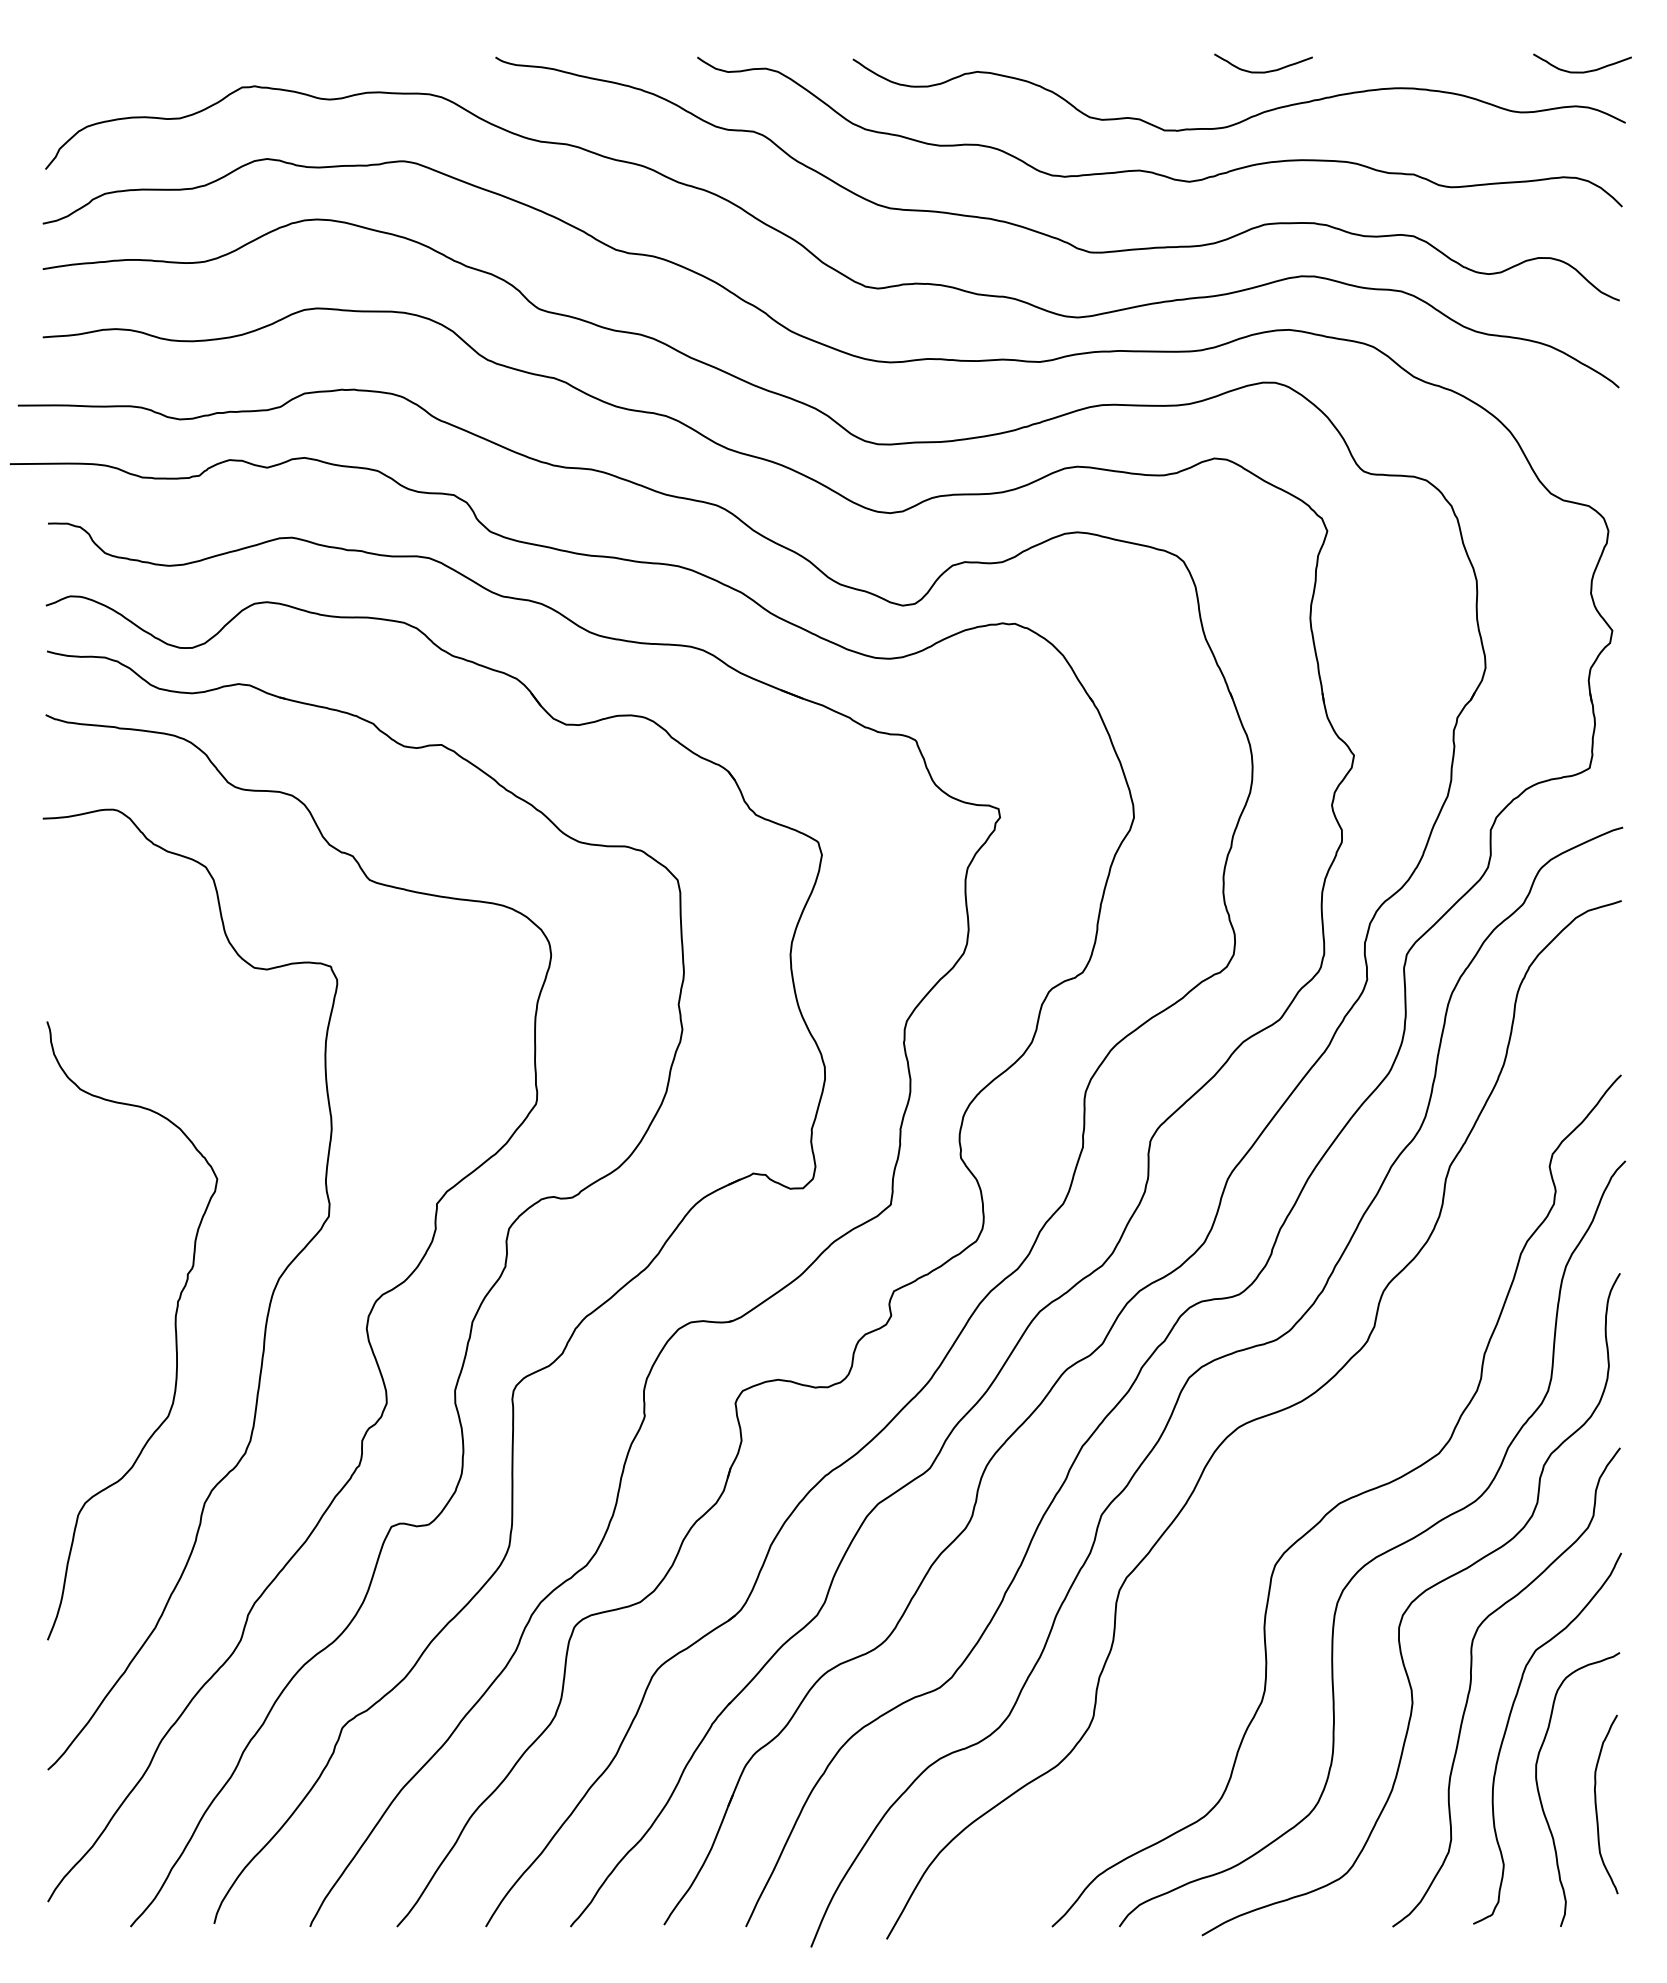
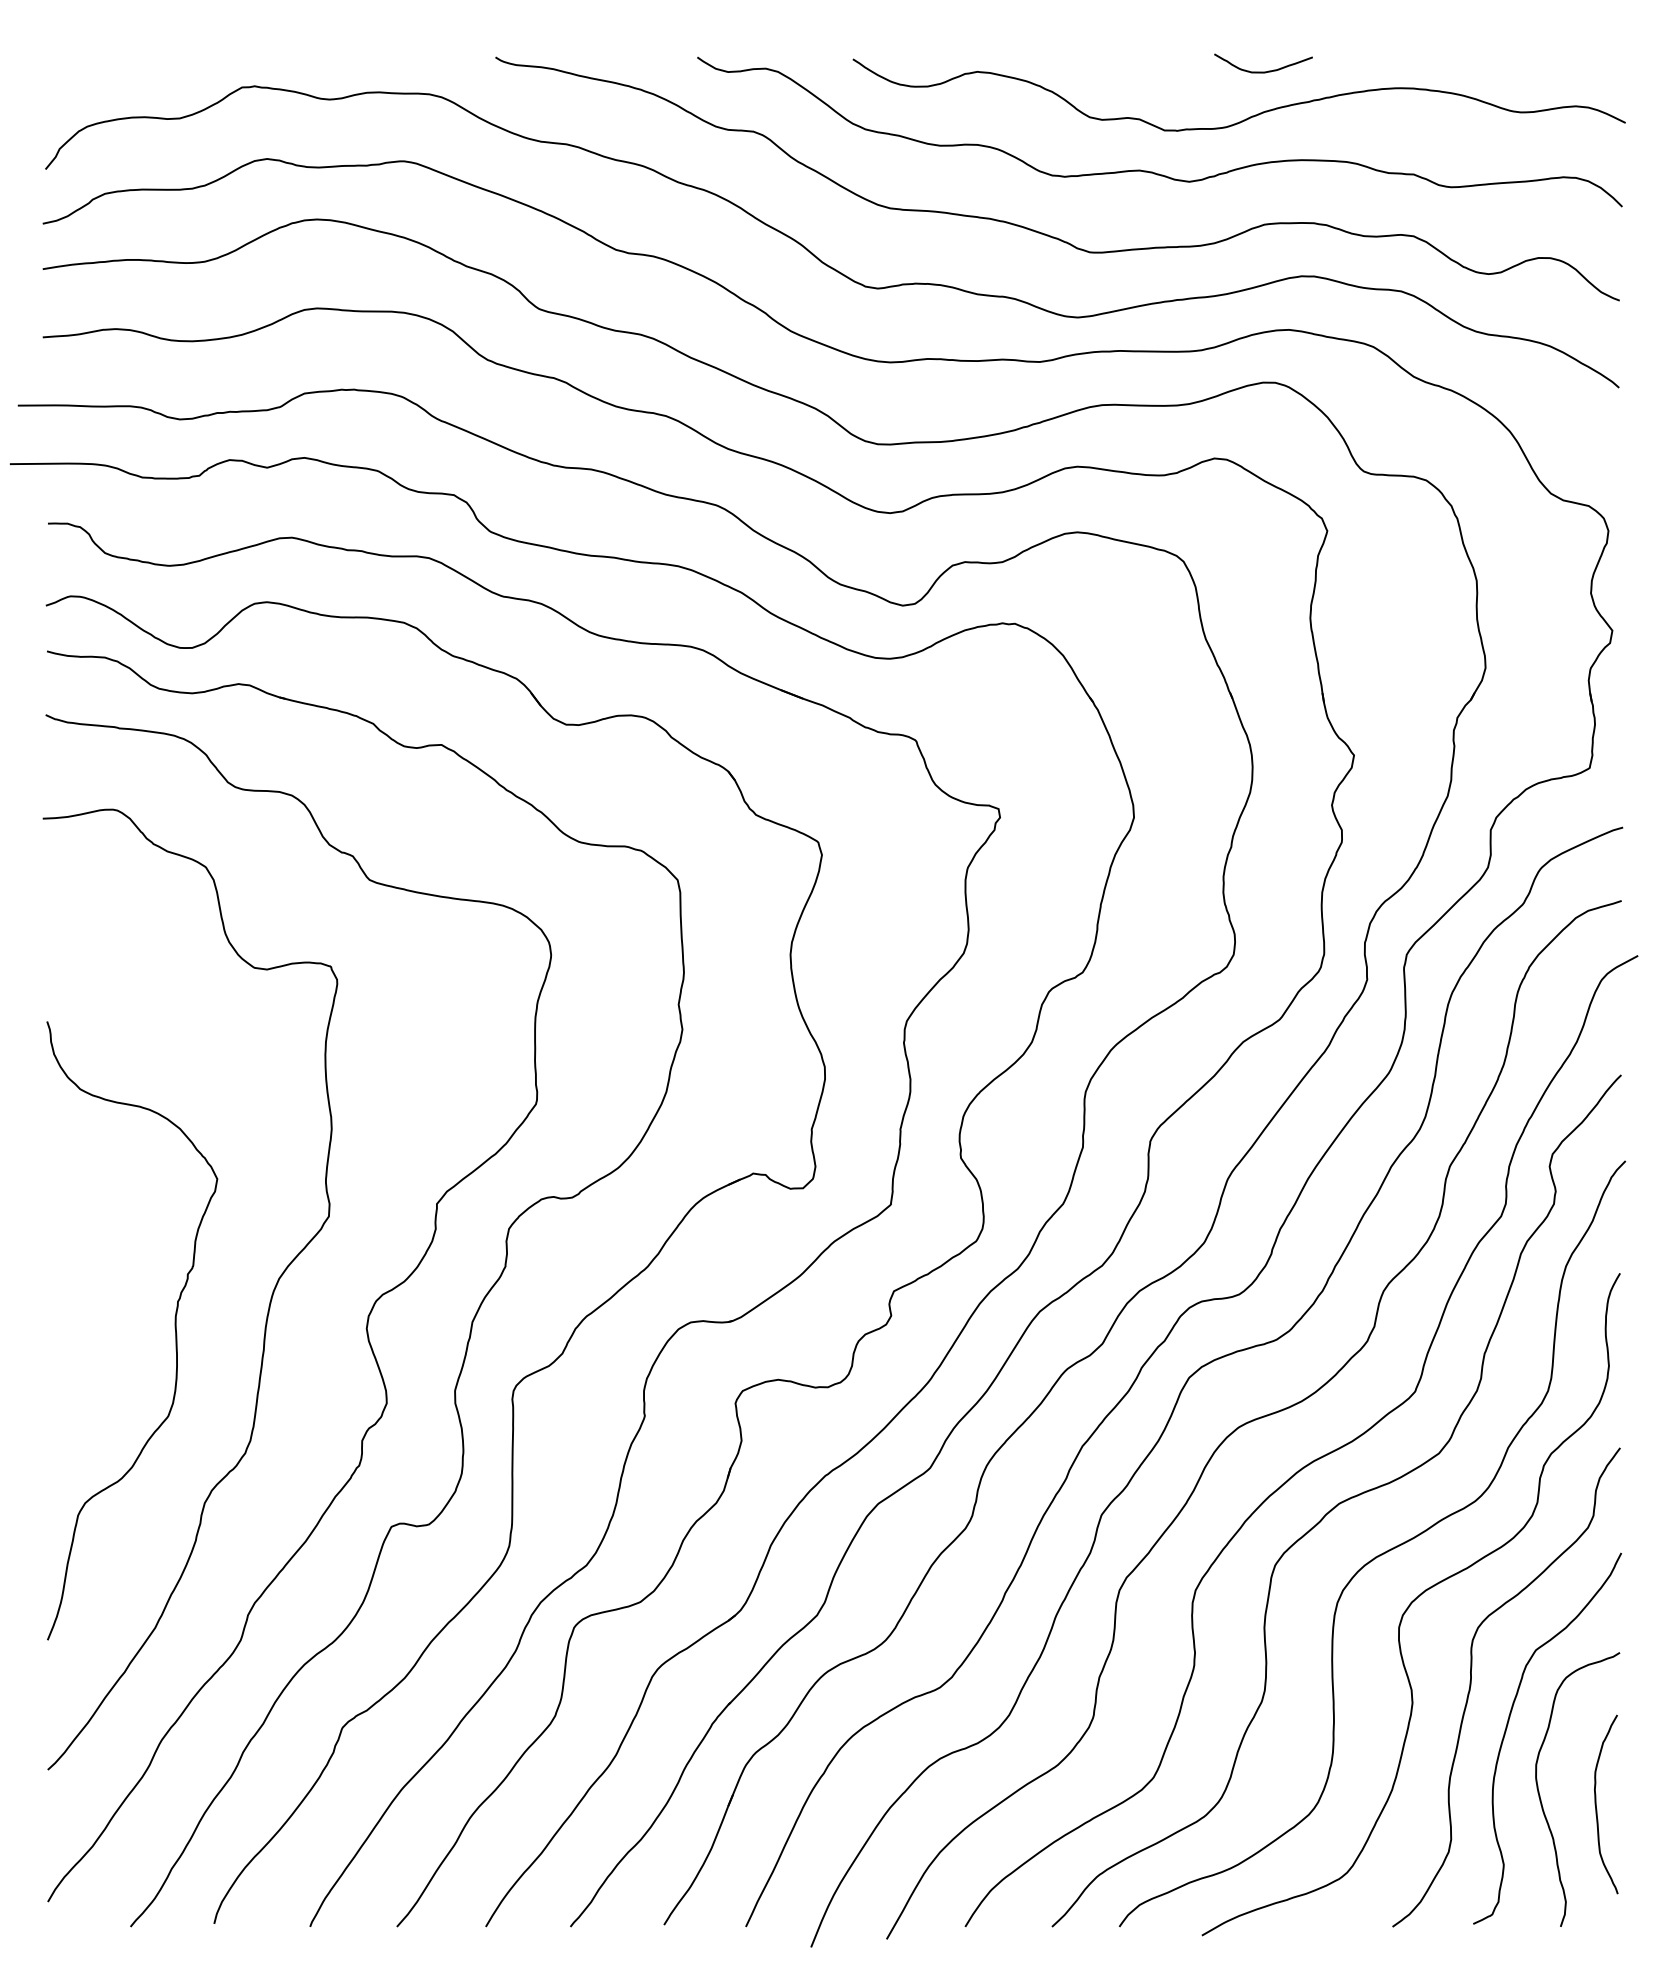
curve: present -> none (1582, 71)
curve: none -> present (1314, 1459)
